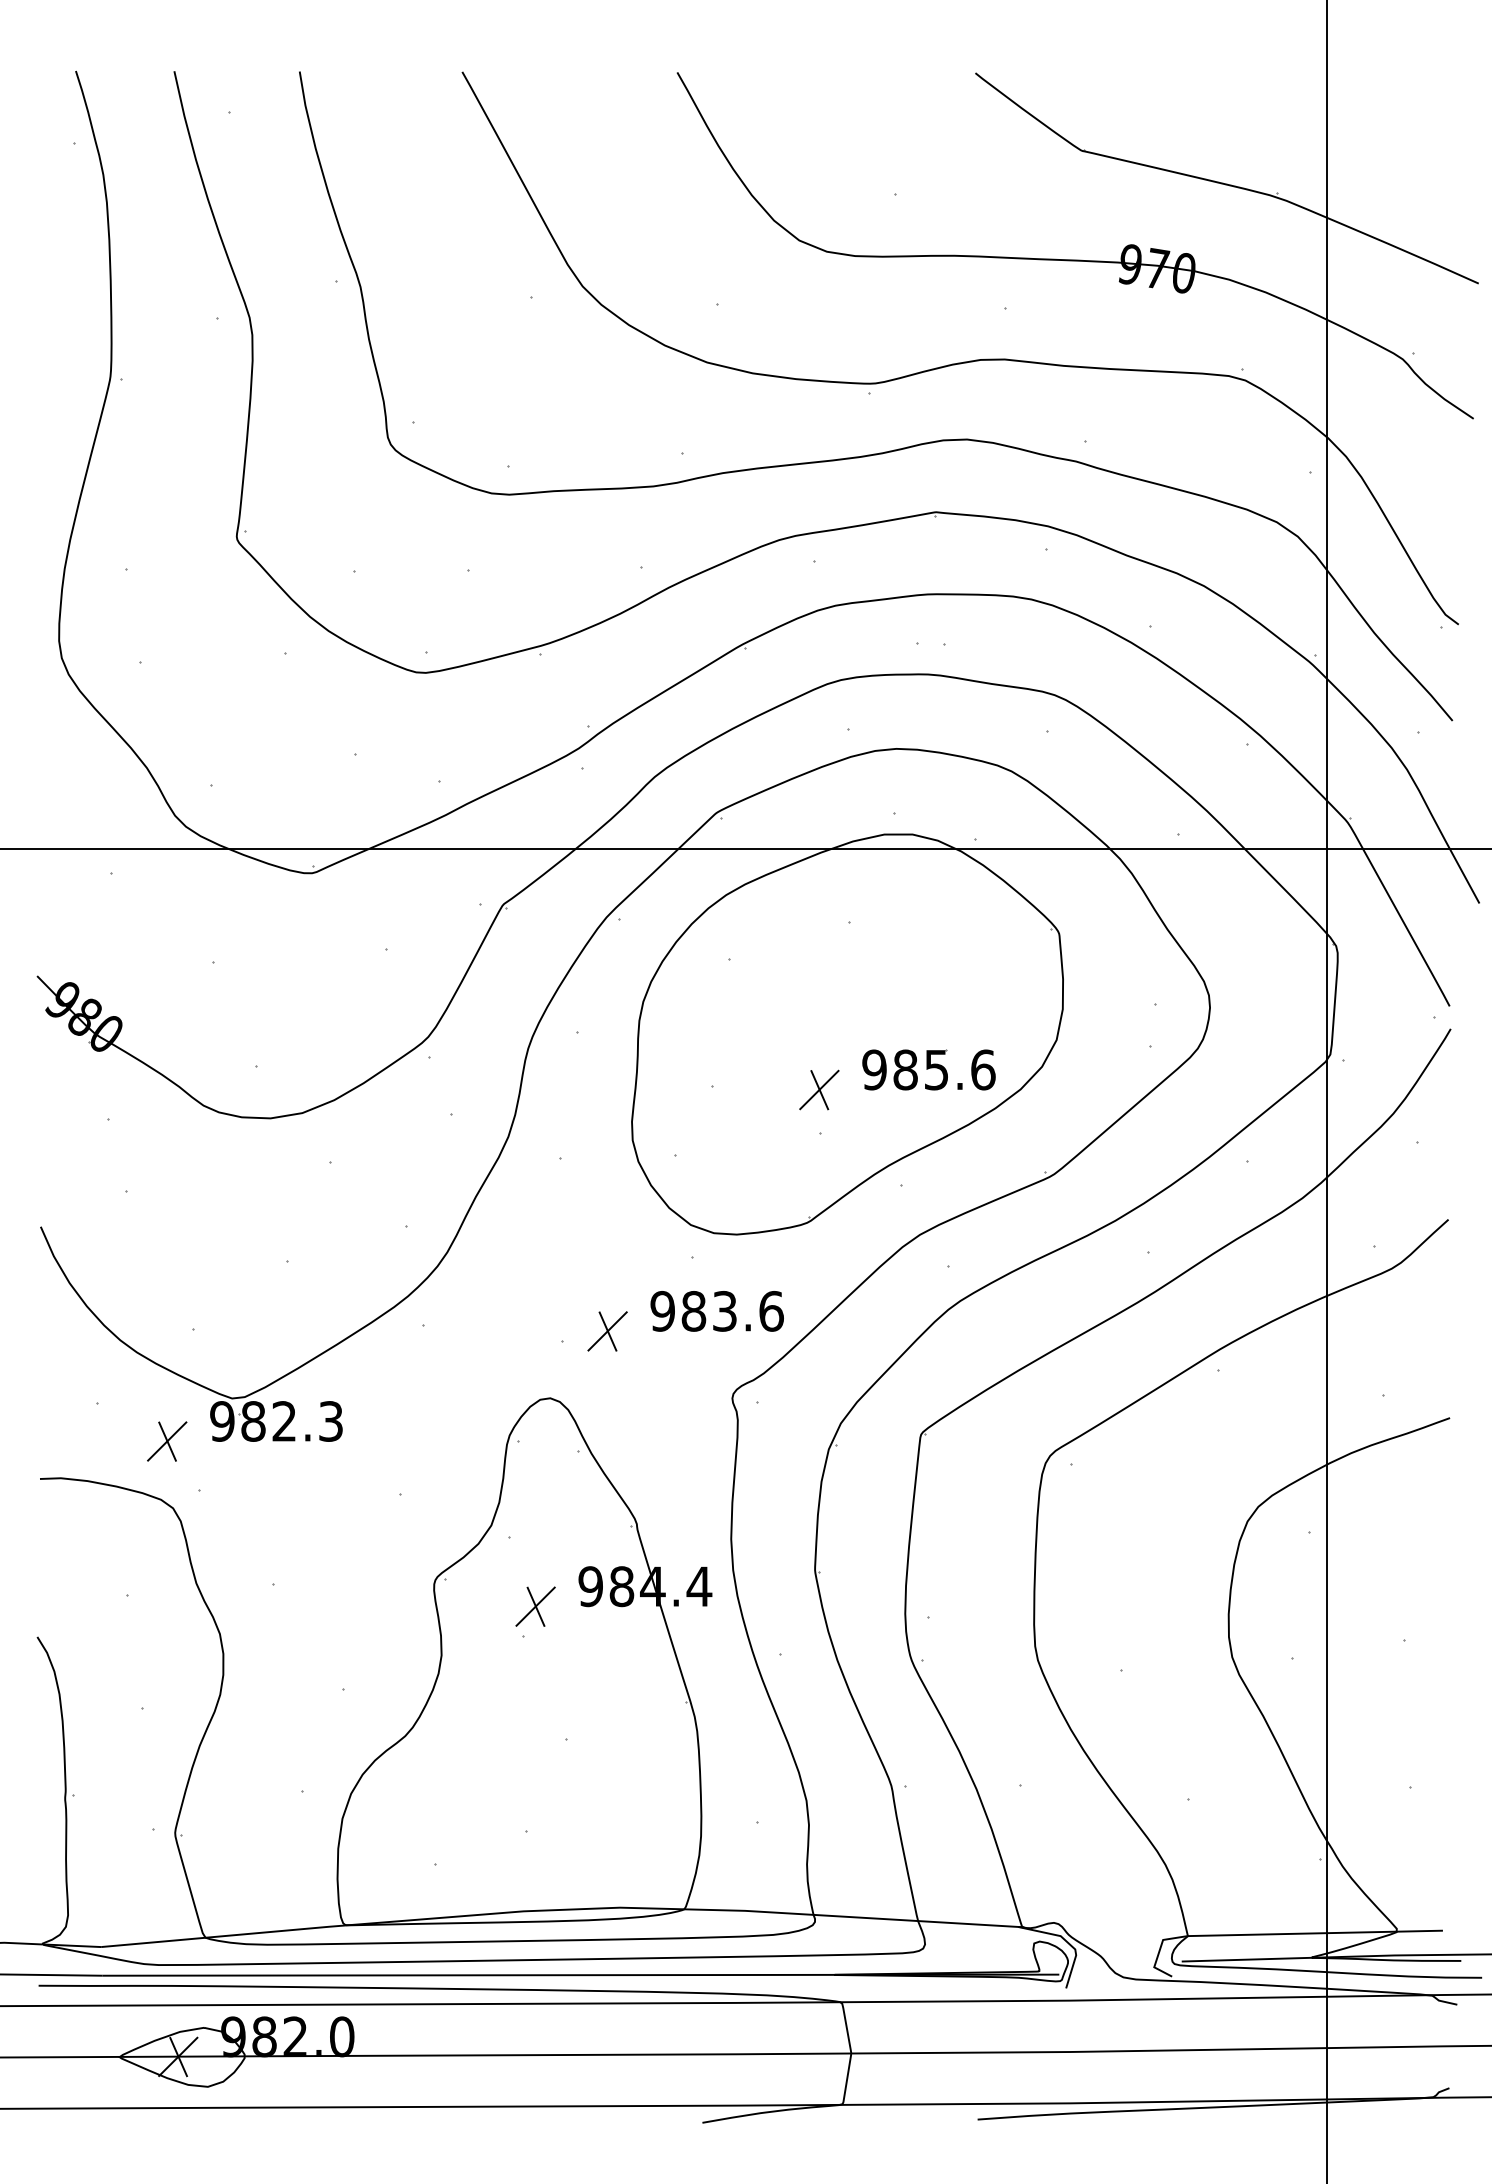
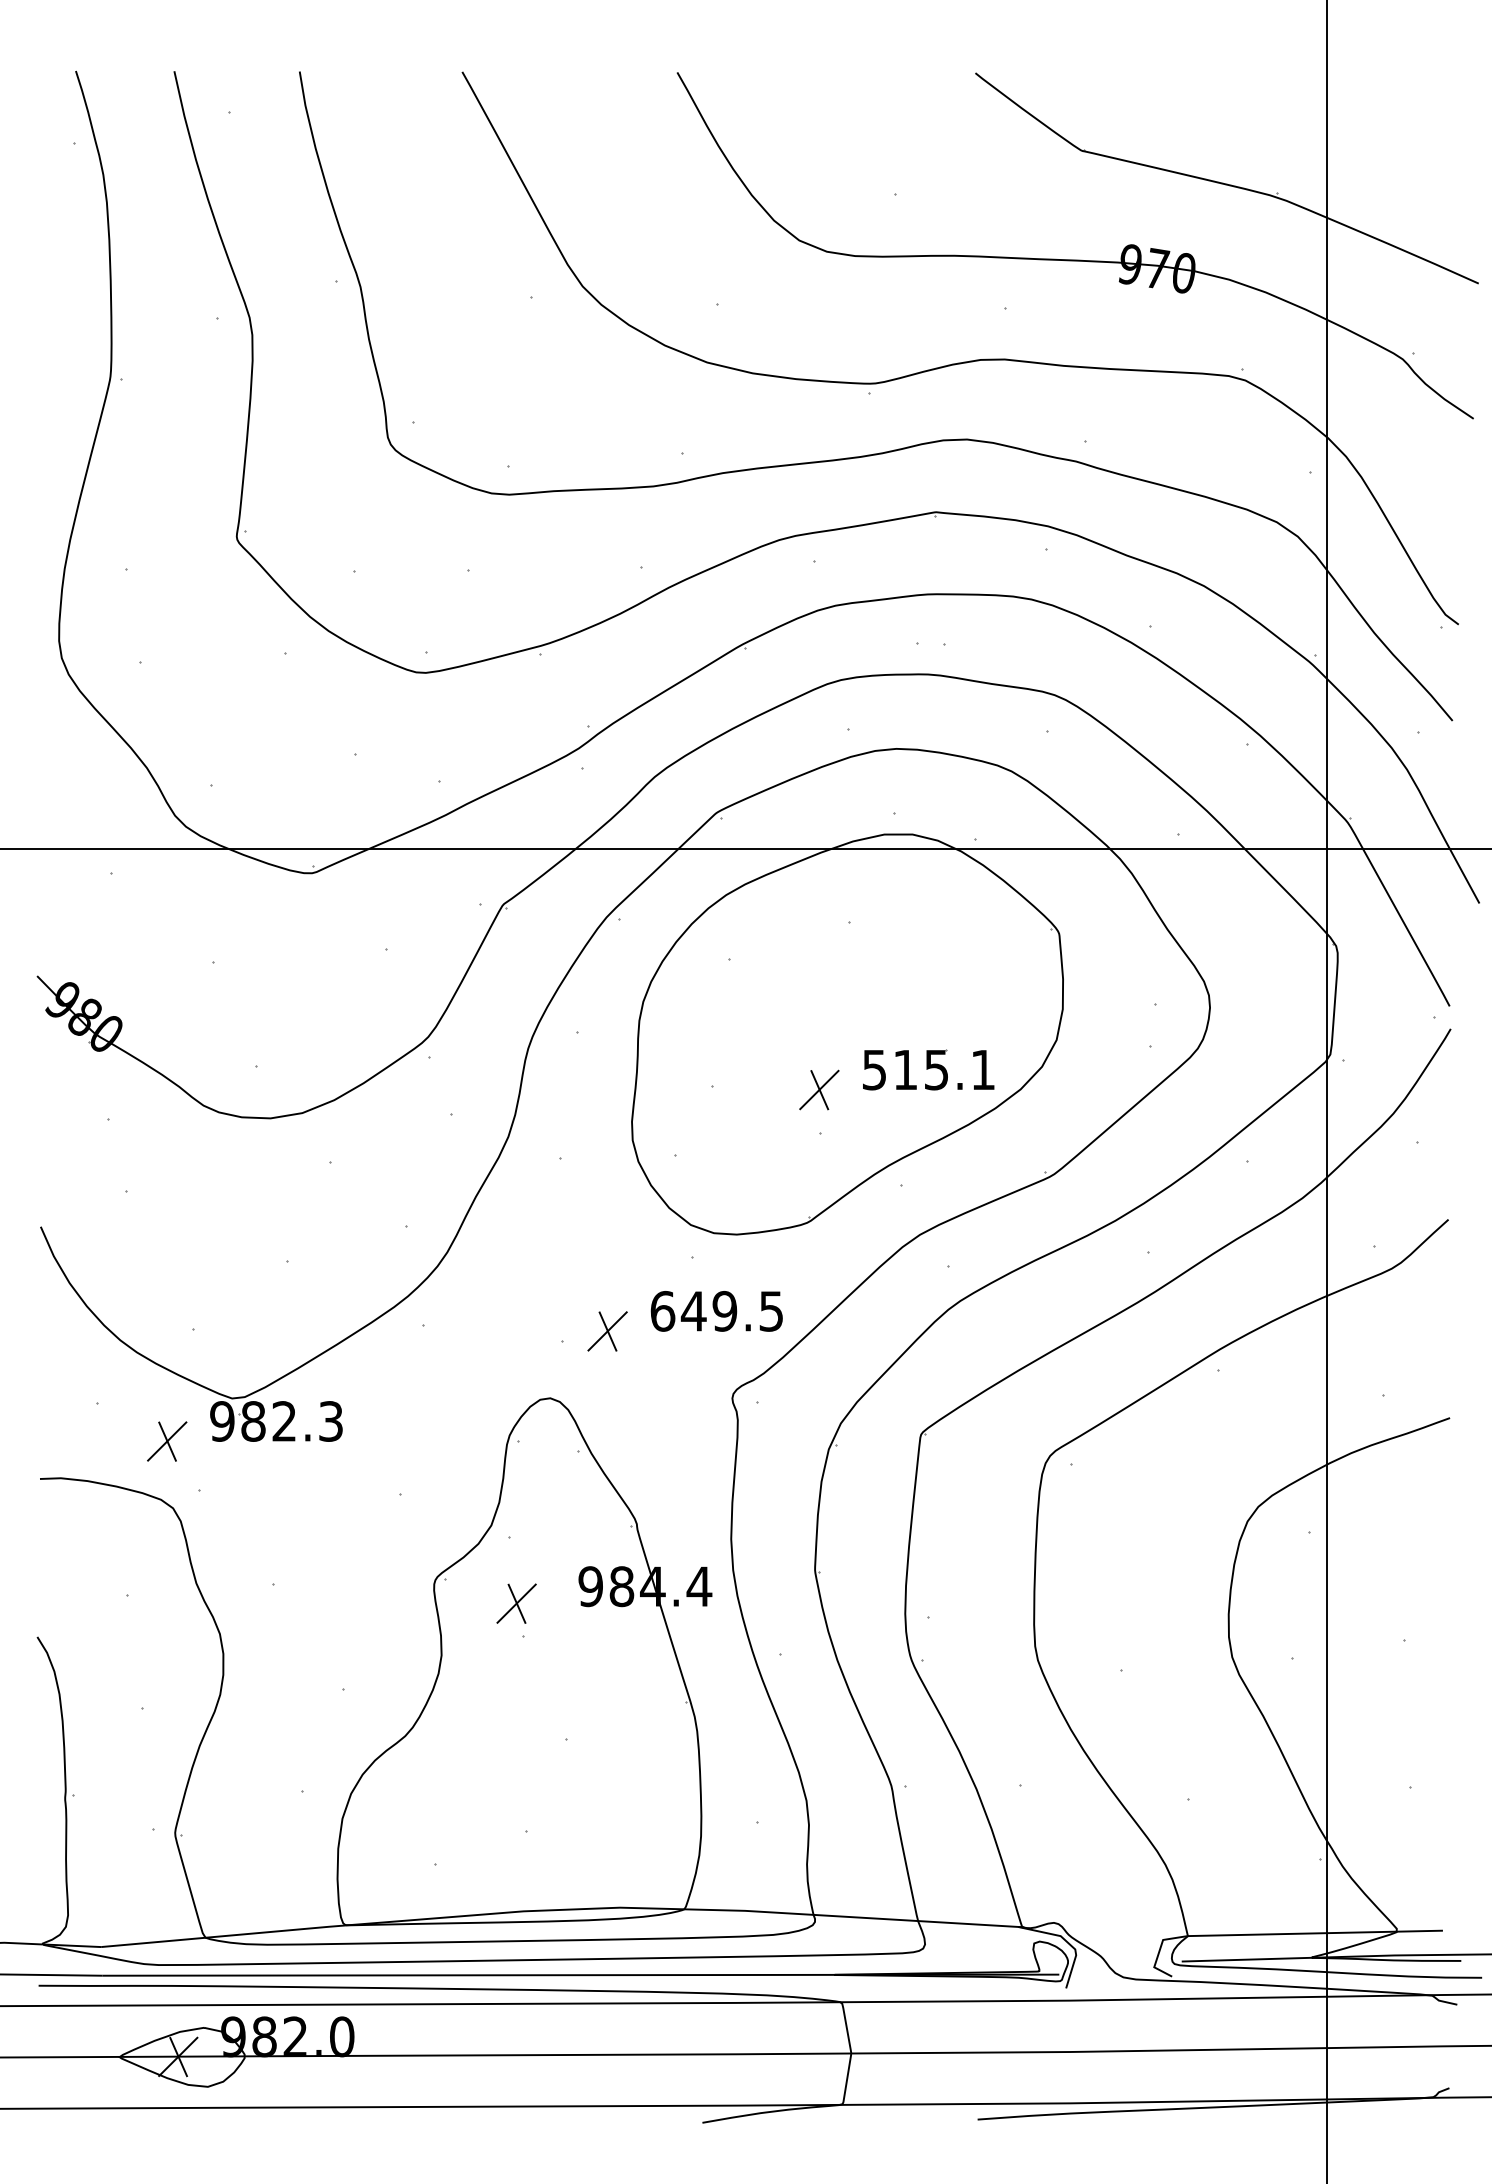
text: 985.6 -> 515.1 (928, 1069)
text: 983.6 -> 649.5 (716, 1311)
part position: (535, 1606) -> (516, 1603) (516, 1603)
